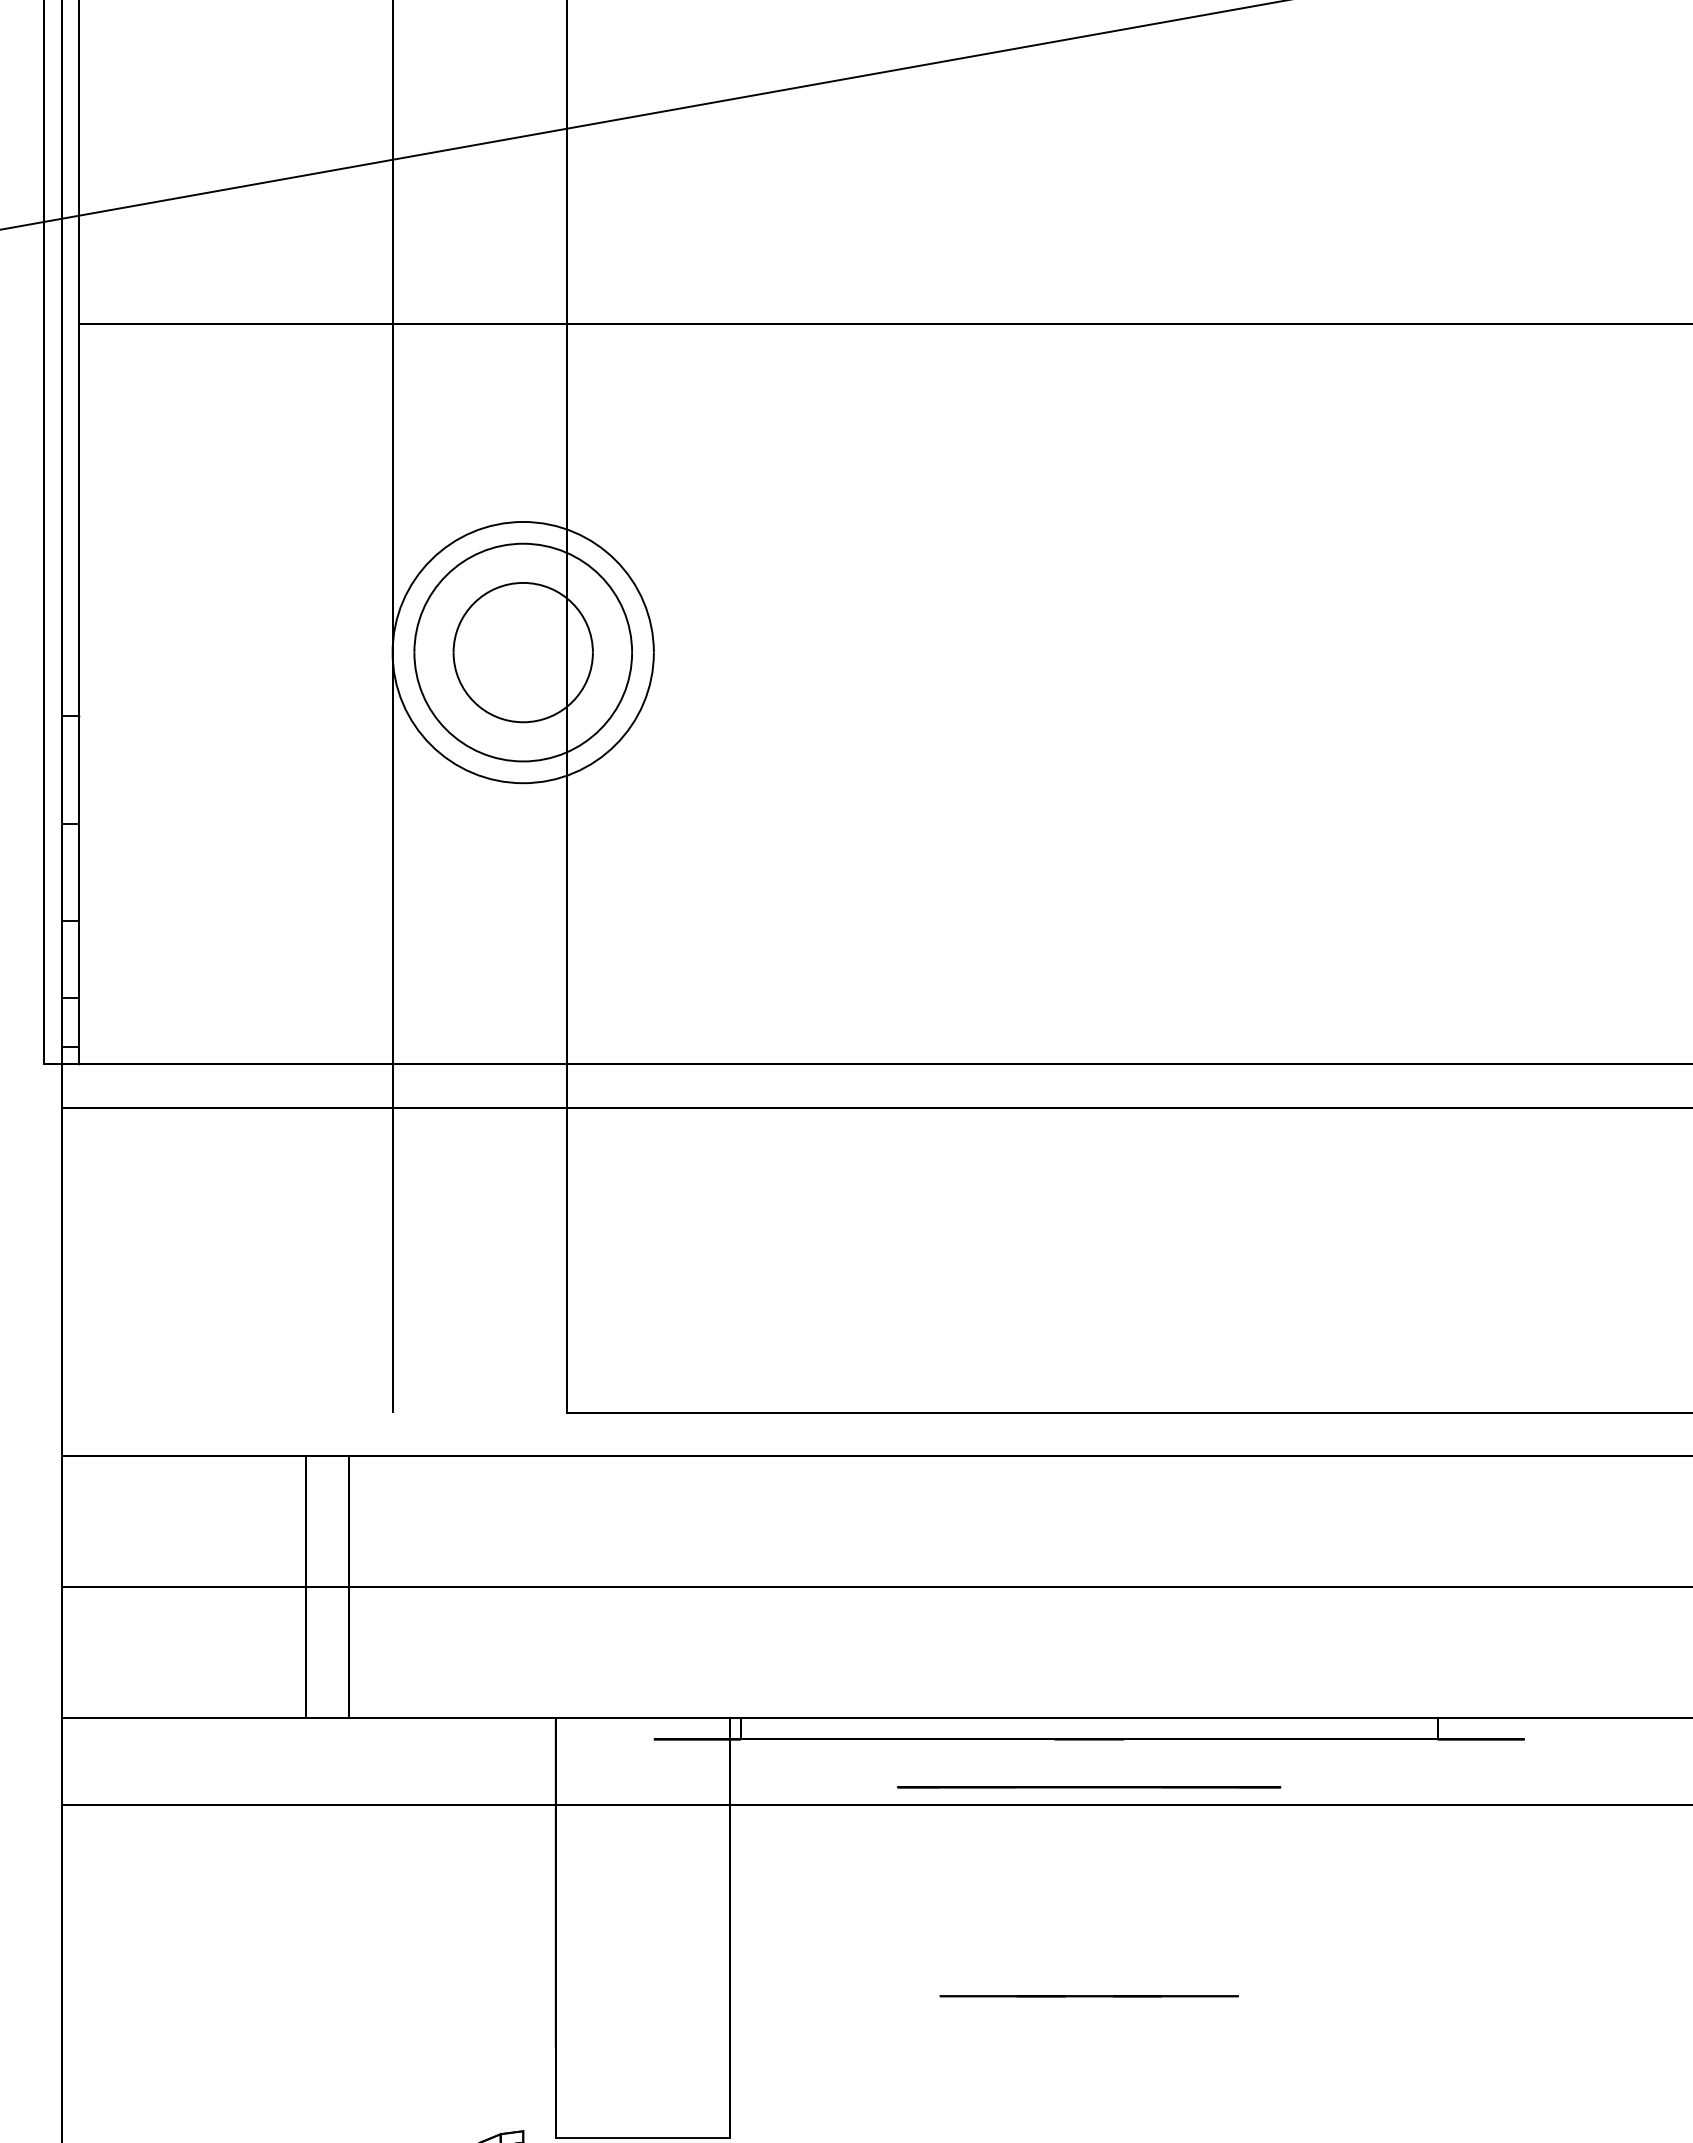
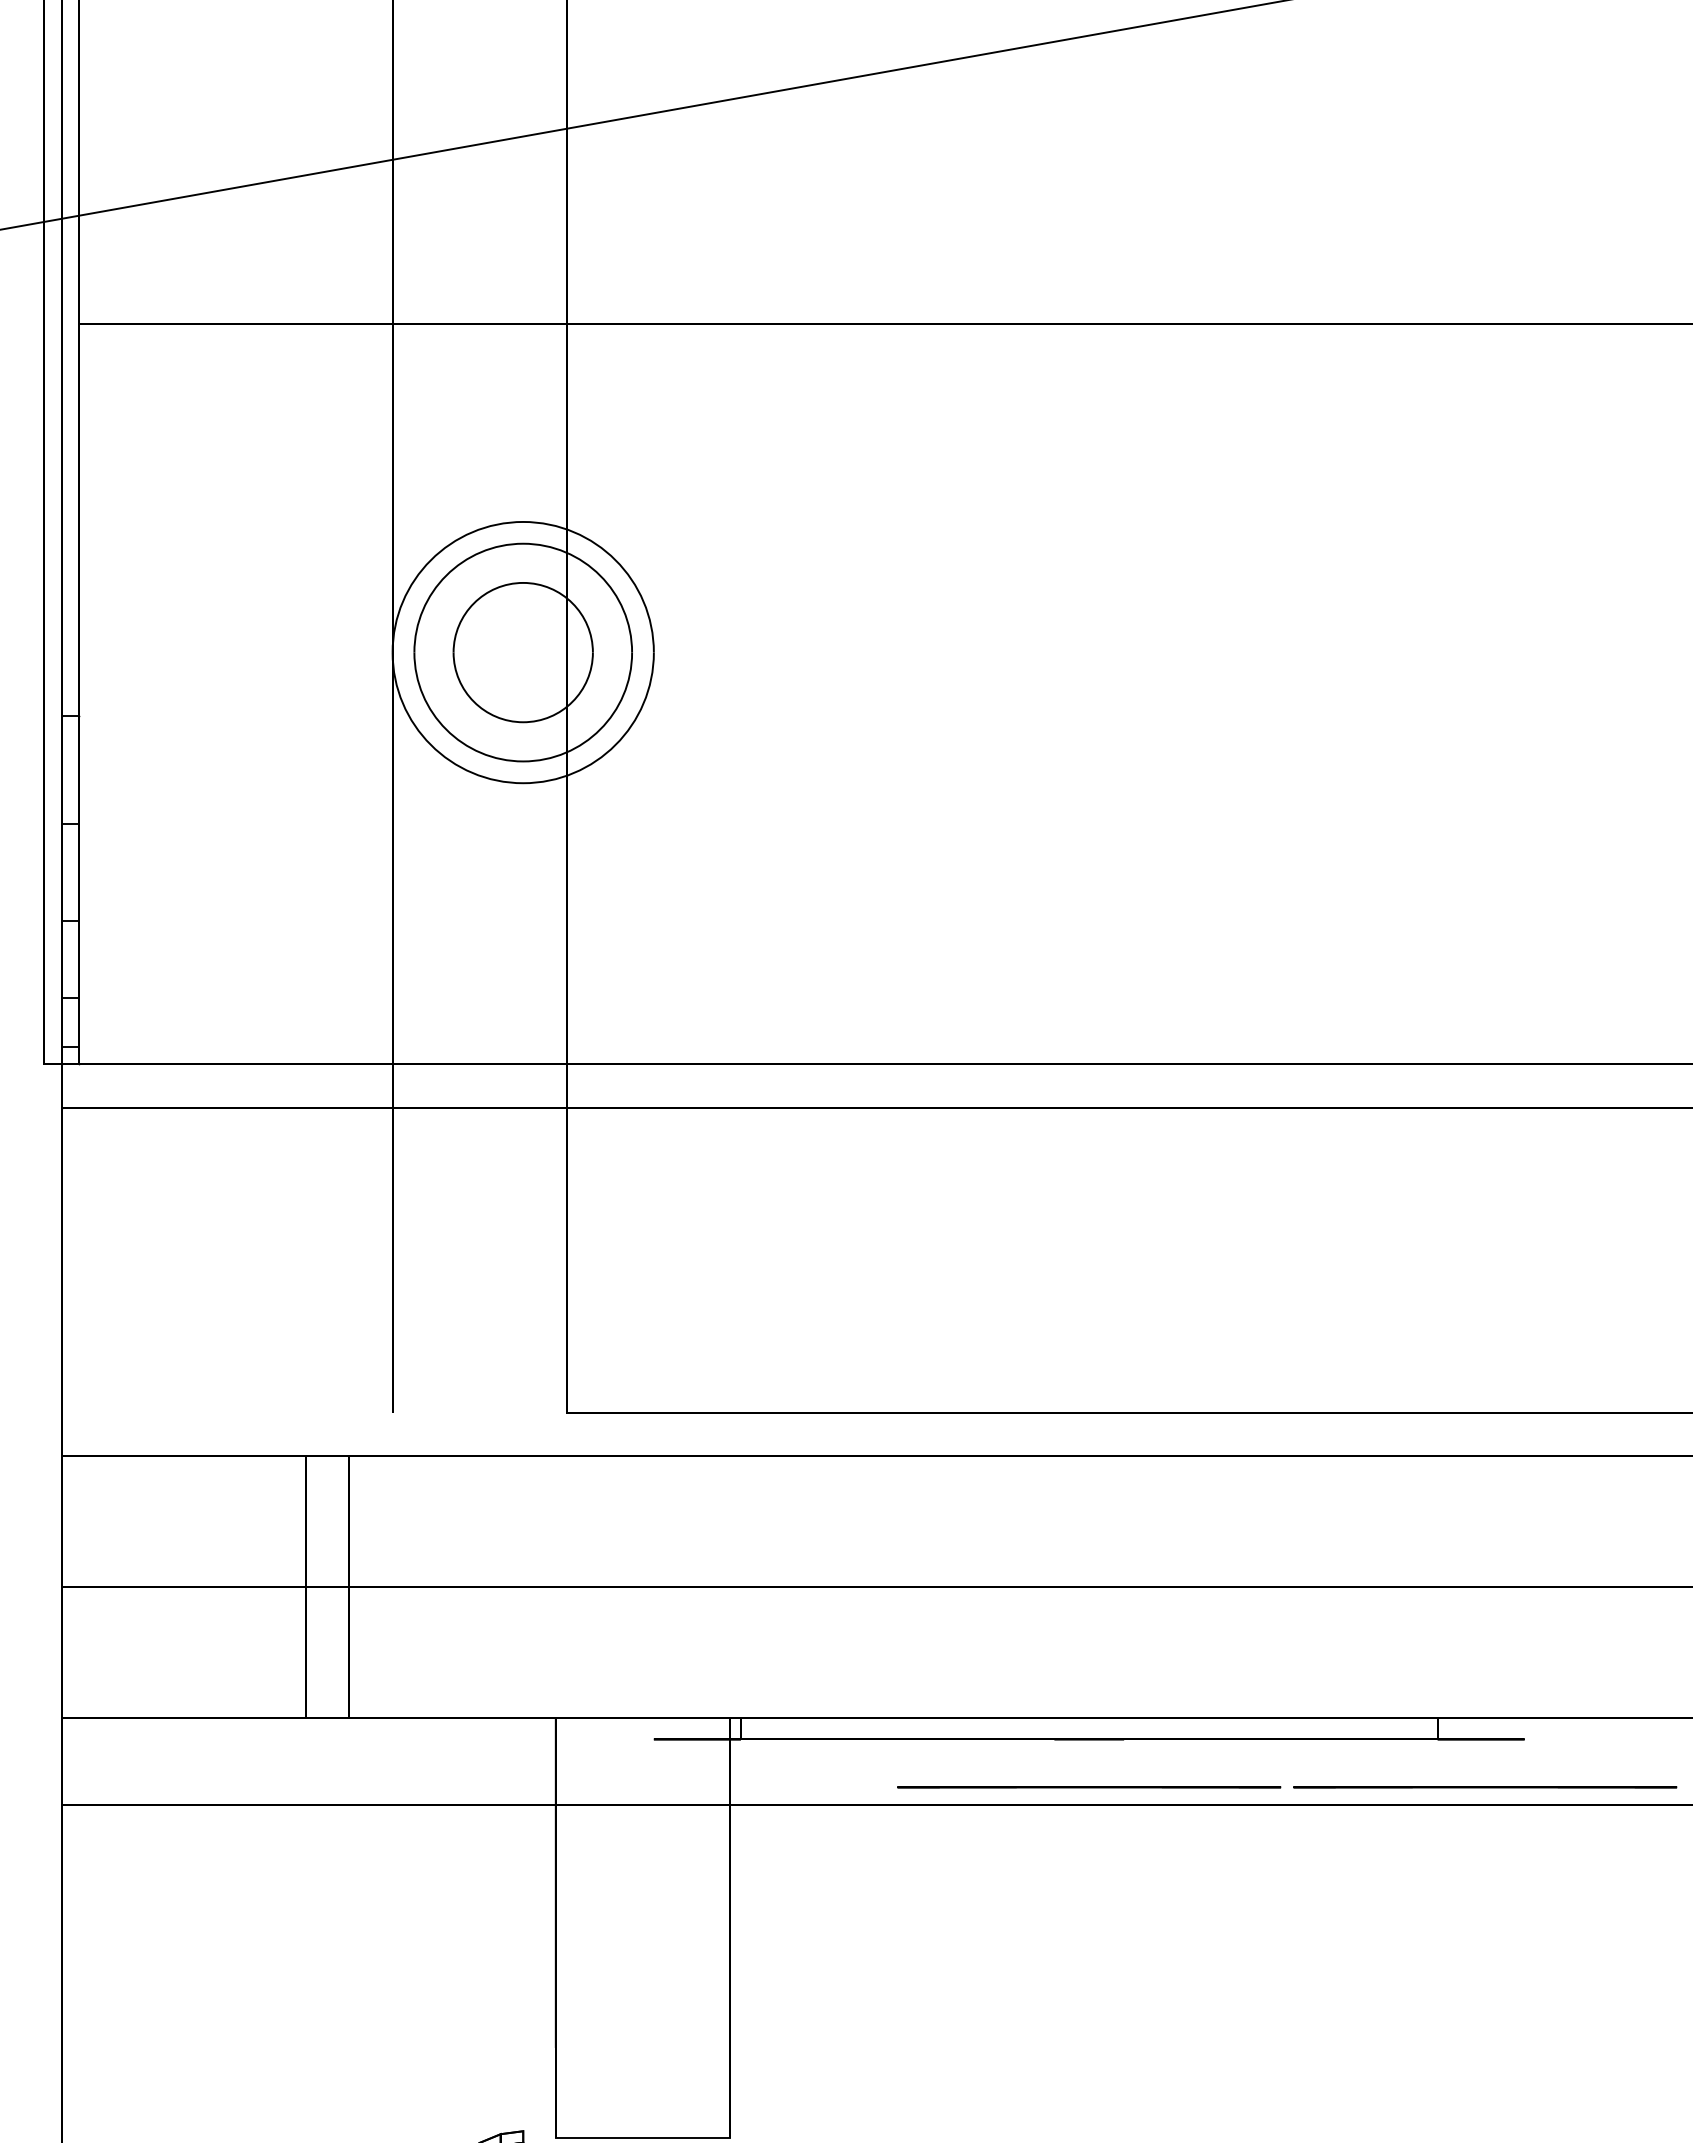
line: none -> present (1485, 1787)
line: present -> none (1088, 1996)
